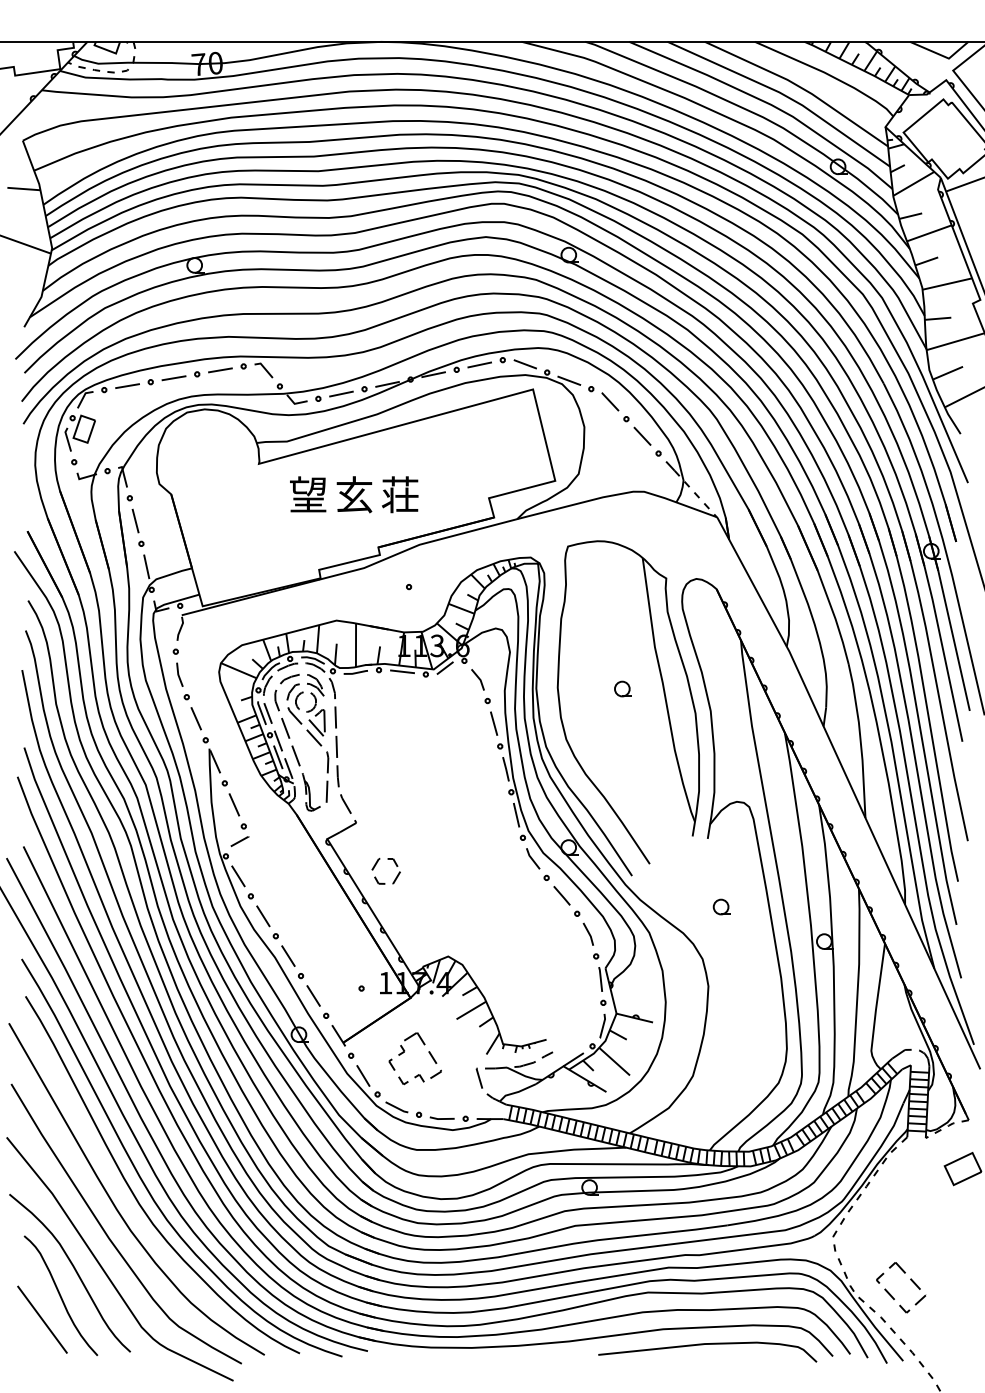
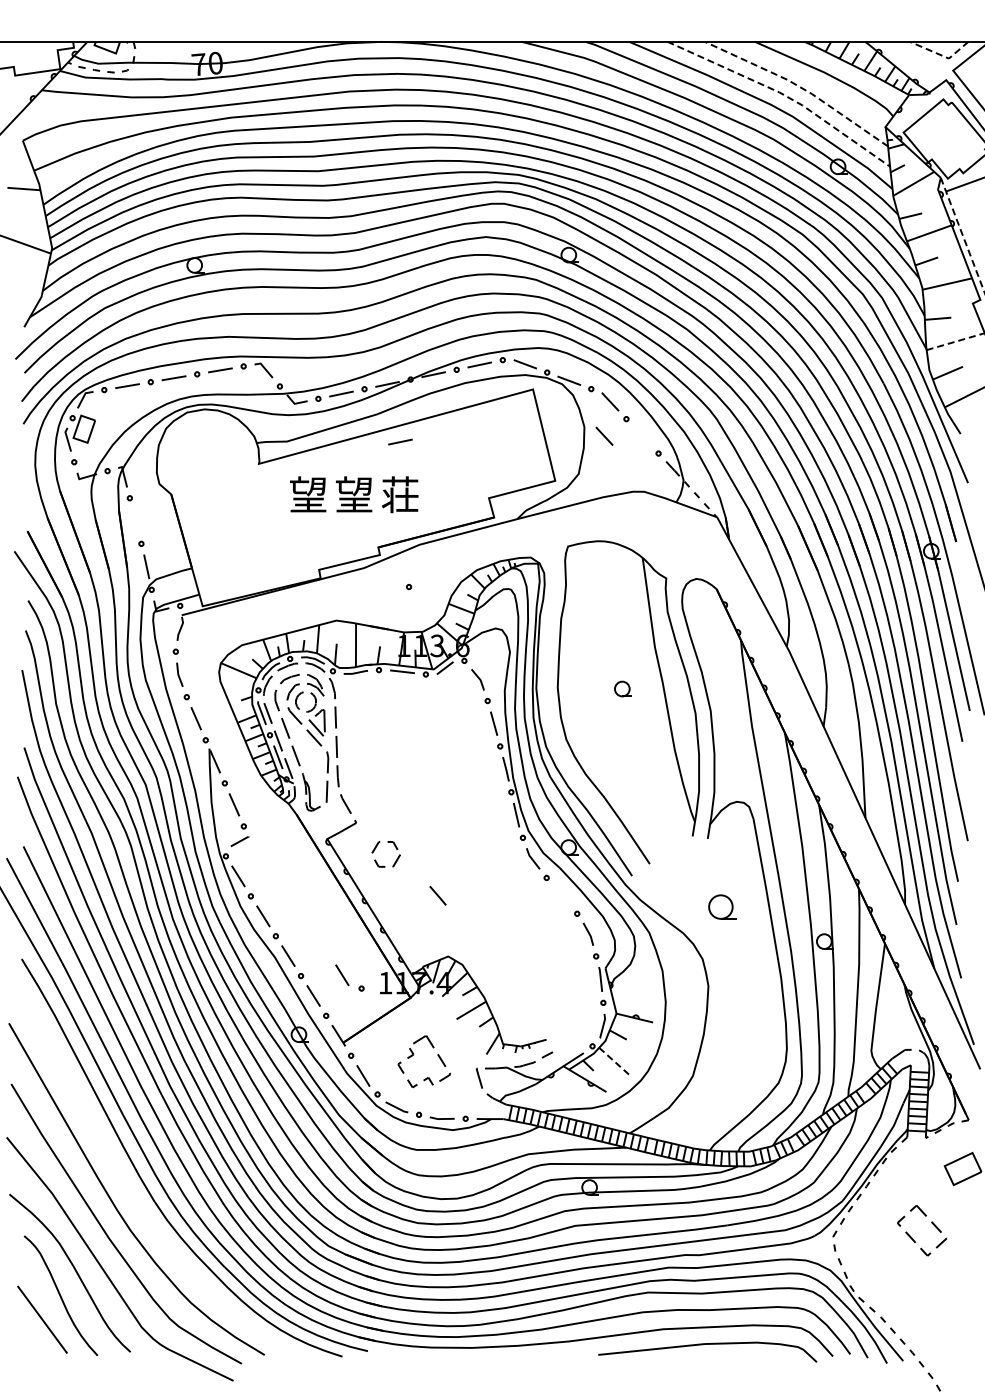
line: solid -> dashed (941, 55)
line: solid -> dashed (800, 87)
line: solid -> dashed (784, 95)
line: solid -> dashed (963, 235)
line: solid -> dashed (956, 341)
line position: (642, 435) -> (604, 435) (604, 435)
line: none -> present (400, 441)
text: 玄 -> 望 (354, 494)
line: present -> none (135, 520)
part position: (376, 865) -> (376, 848) (376, 848)
line position: (561, 895) -> (437, 895) (437, 895)
part size: 19x18 px -> 29x26 px (722, 906)
line: none -> present (342, 975)
part position: (404, 1052) -> (413, 1055) (413, 1055)
line: solid -> dashed (614, 1061)
curve: present -> none (134, 1193)
part position: (910, 1280) -> (931, 1223) (931, 1223)
